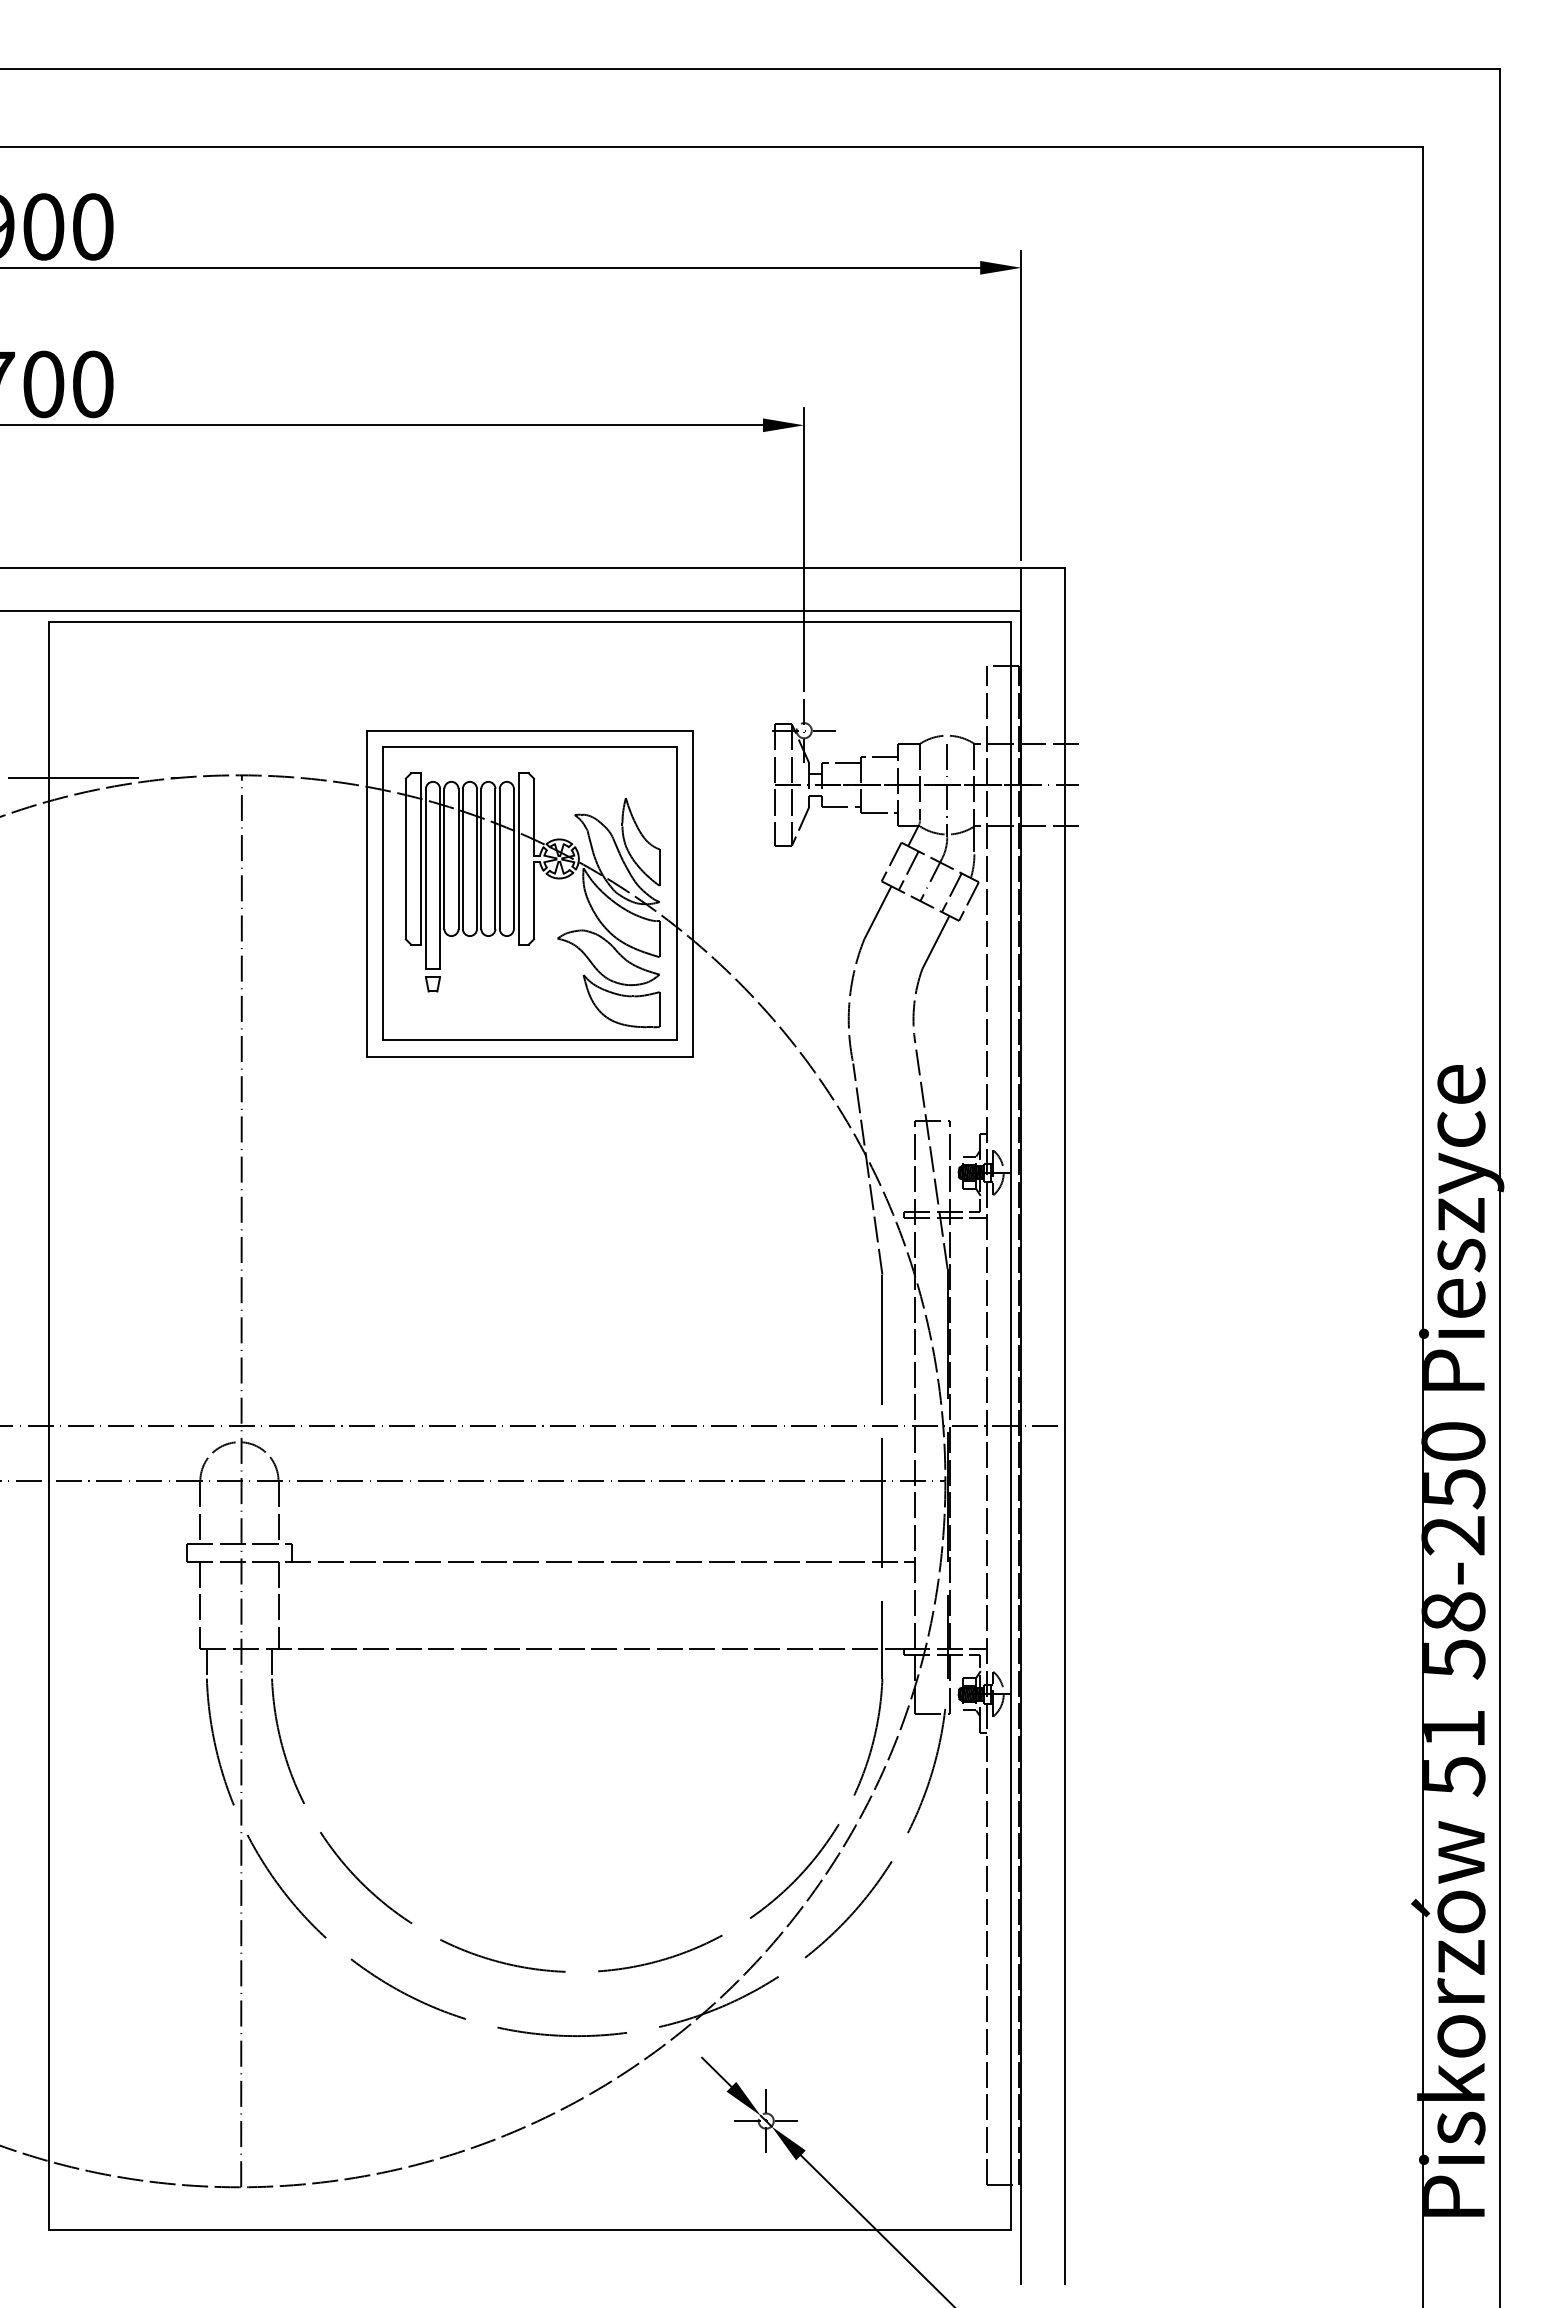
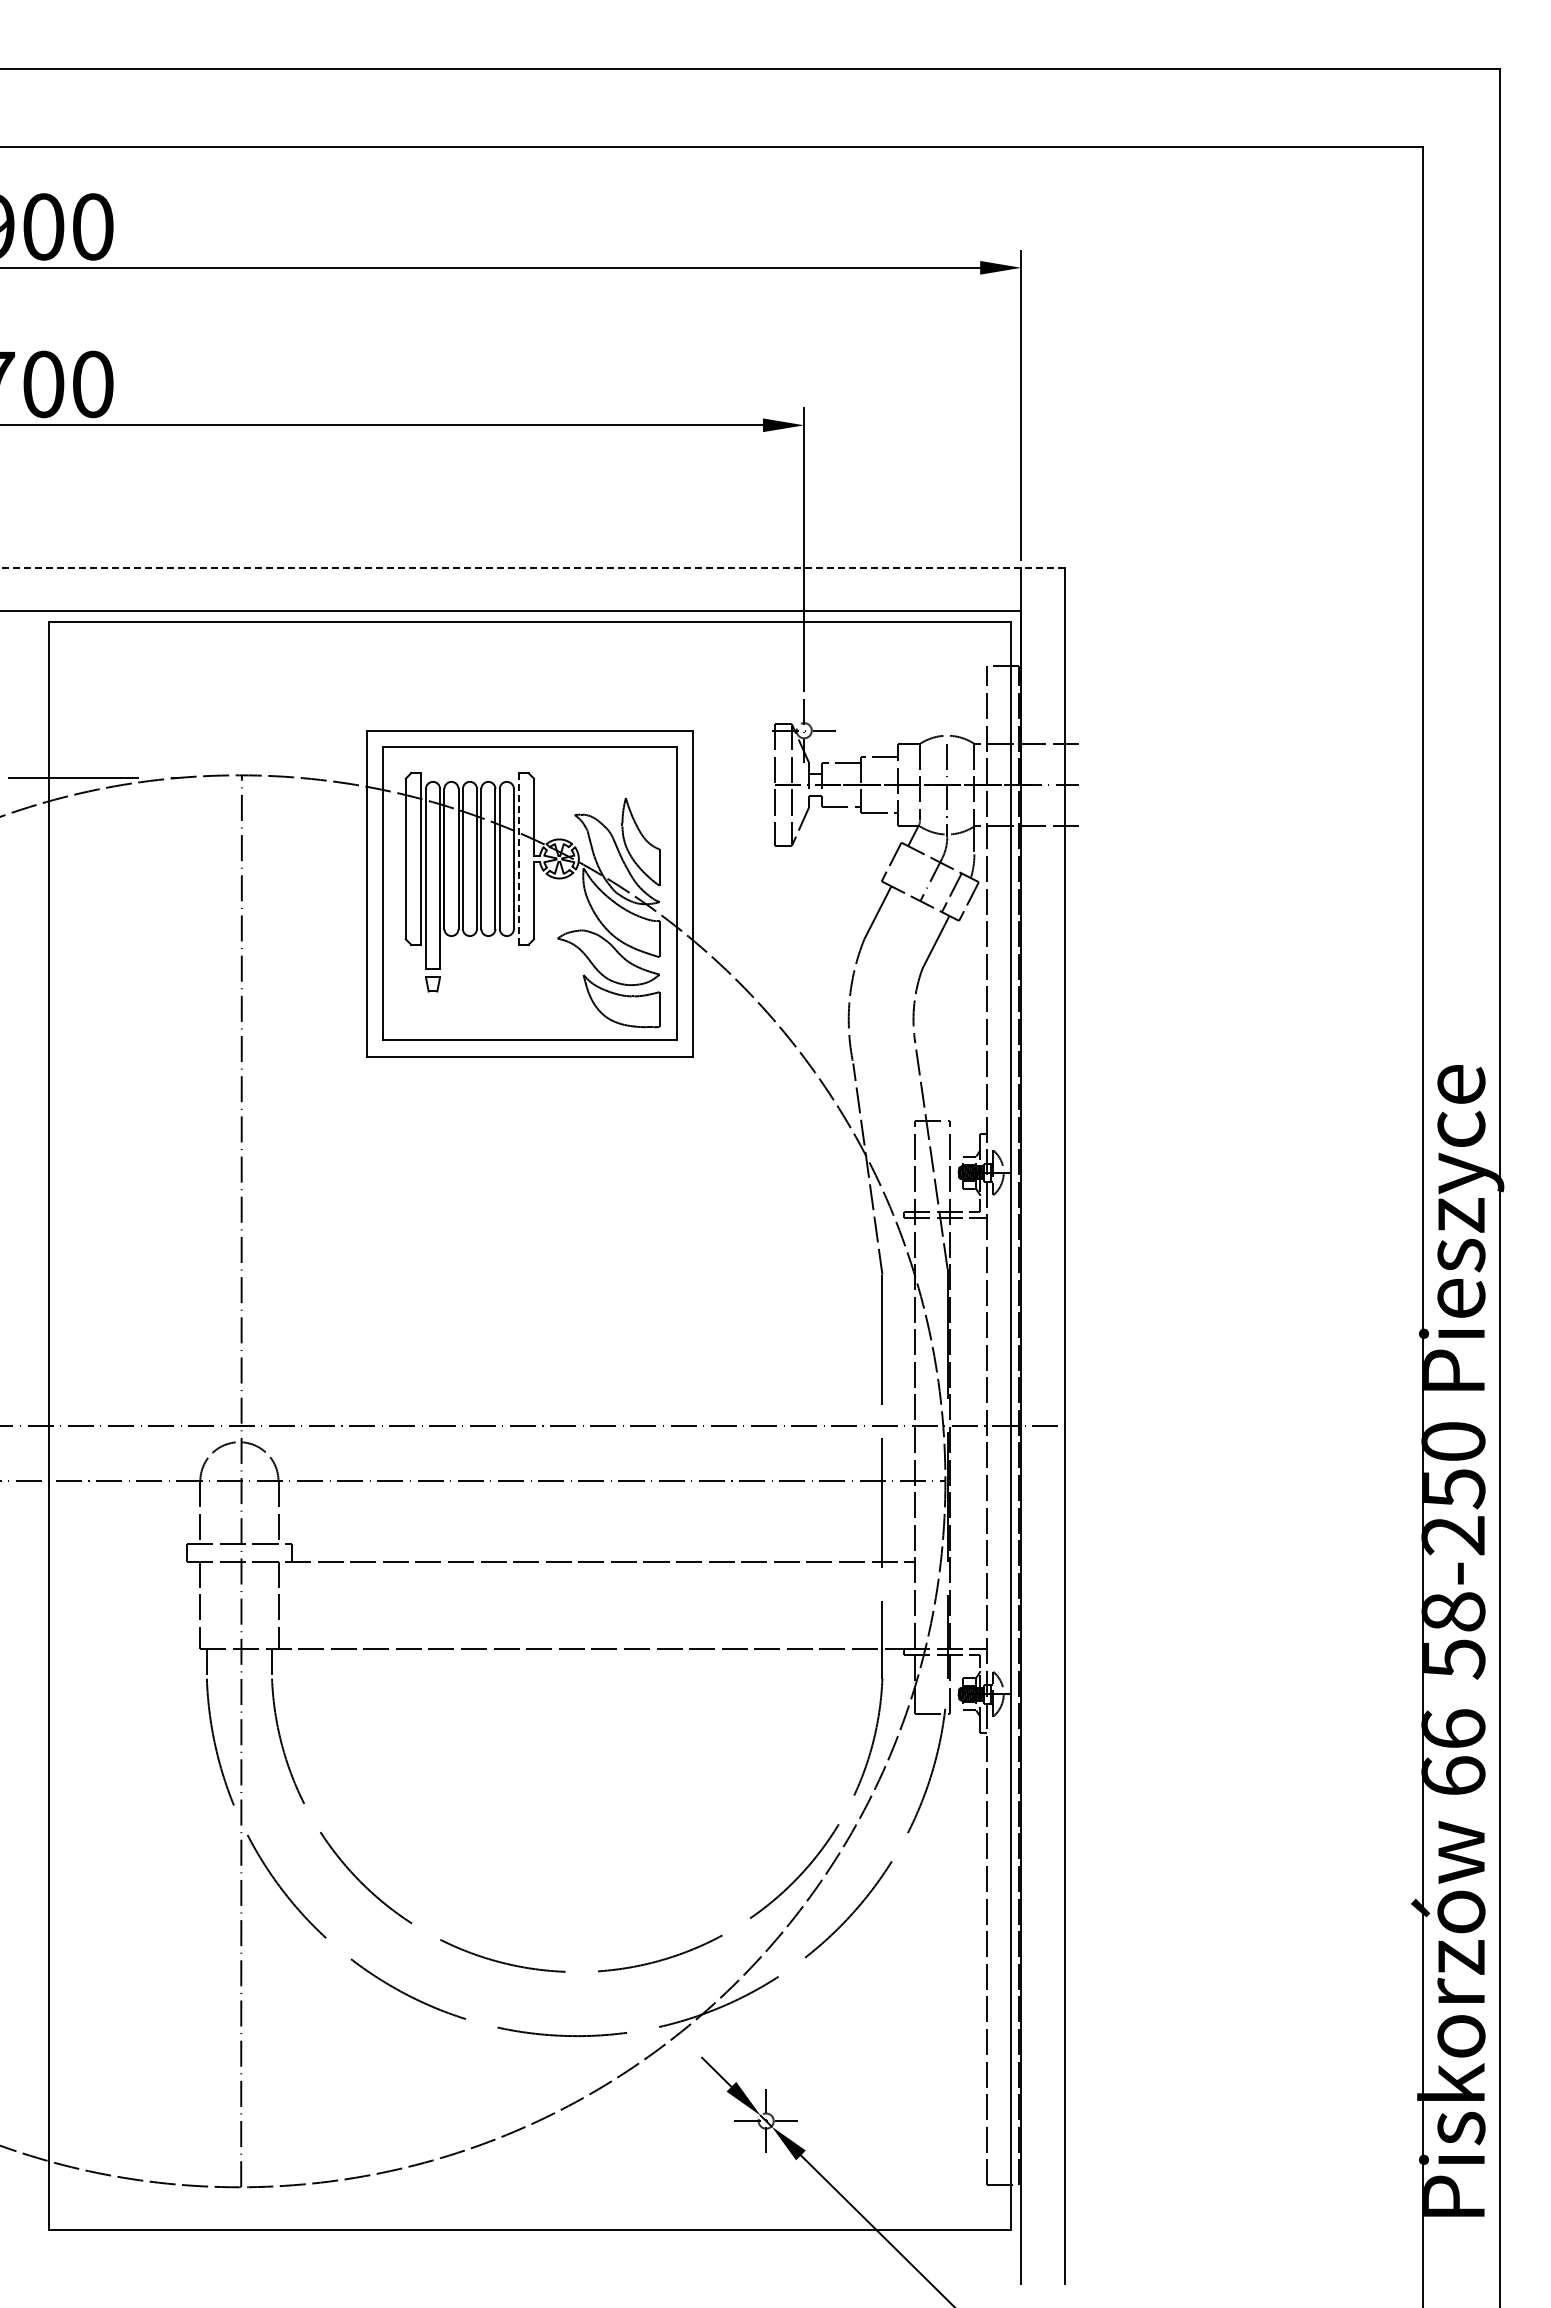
line: solid -> dashed (532, 567)
line: solid -> dashed (518, 858)
line: present -> none (908, 870)
text: 51 -> 66 (1453, 1752)
